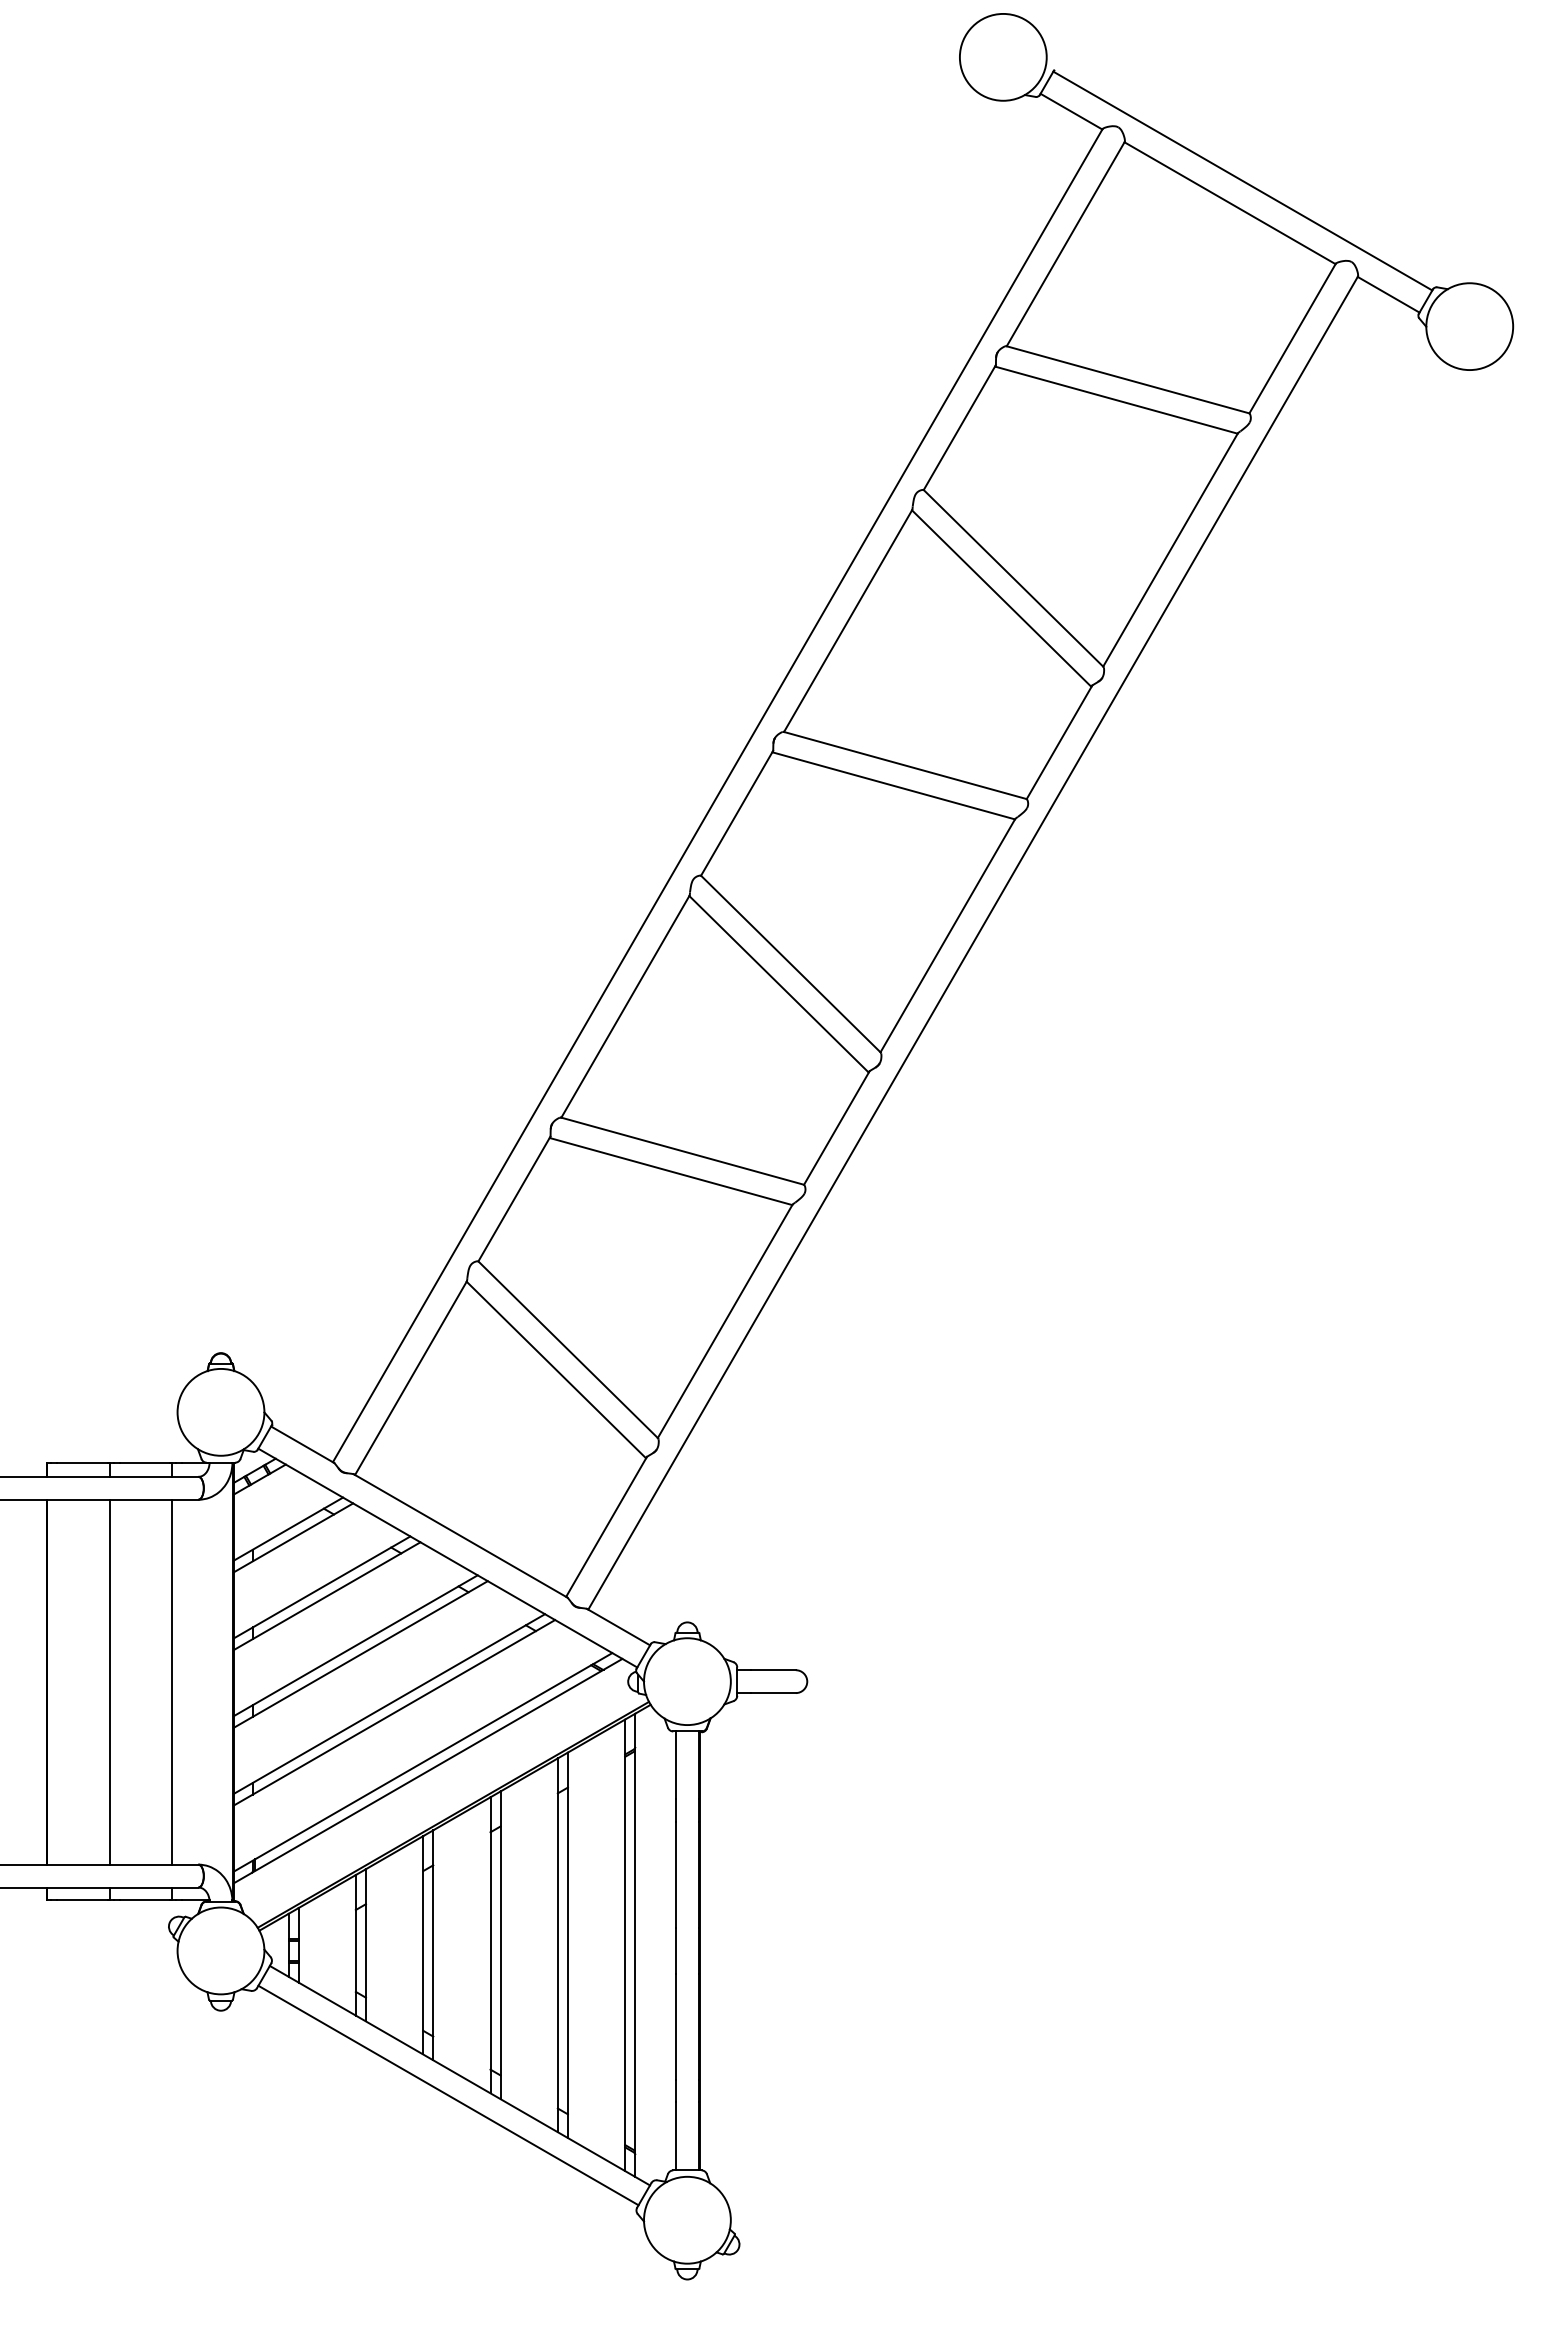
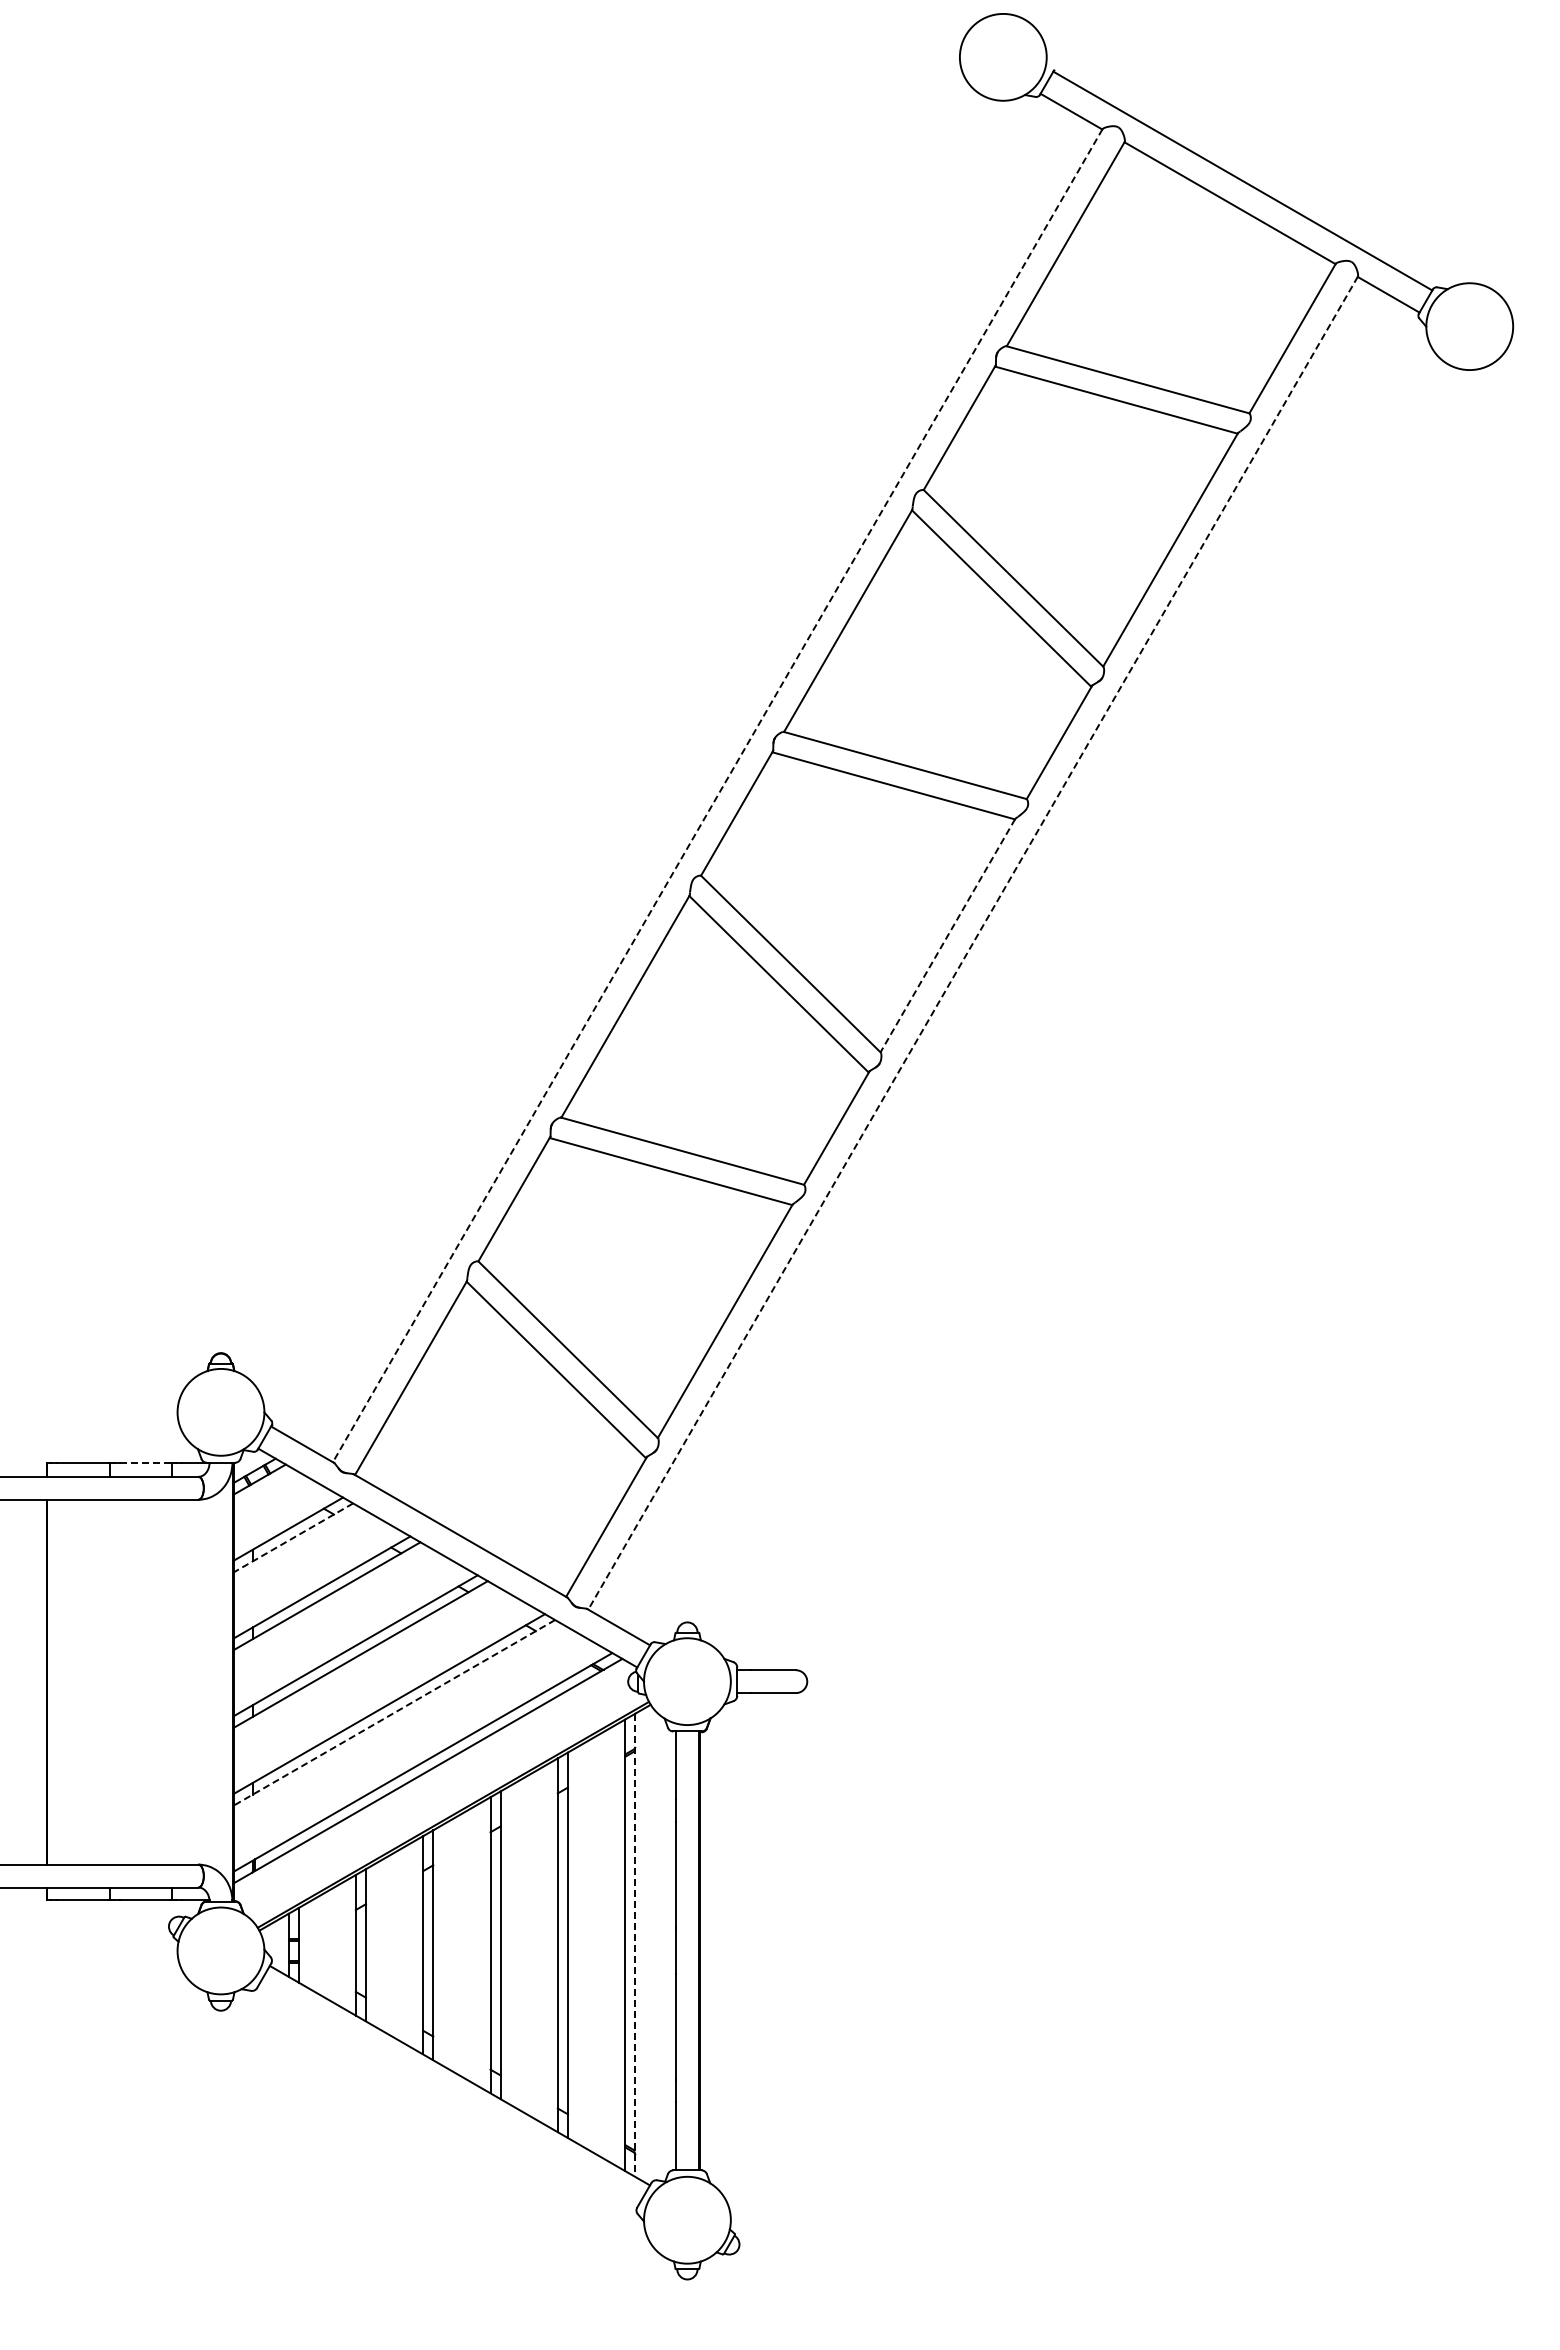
line: solid -> dashed (717, 795)
line: solid -> dashed (947, 935)
line: solid -> dashed (973, 943)
line: solid -> dashed (145, 1462)
line: solid -> dashed (293, 1537)
line: present -> none (110, 1681)
line: present -> none (172, 1681)
line: solid -> dashed (394, 1712)
line: solid -> dashed (635, 1945)
line: present -> none (448, 2095)
